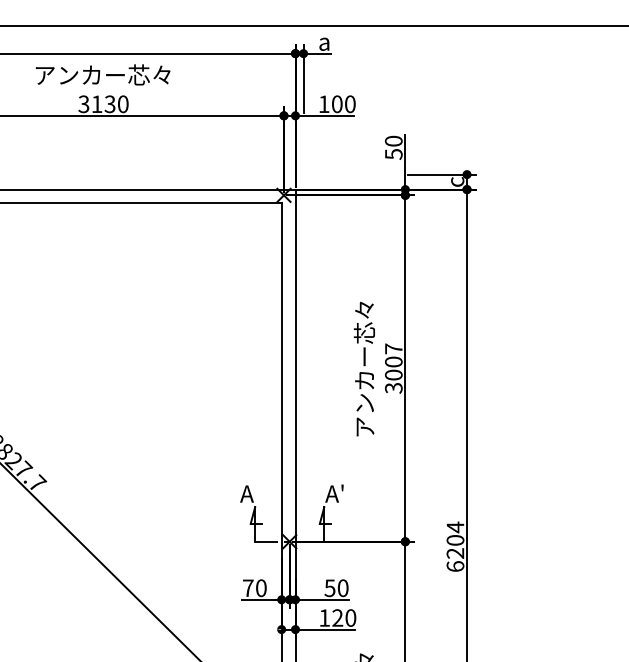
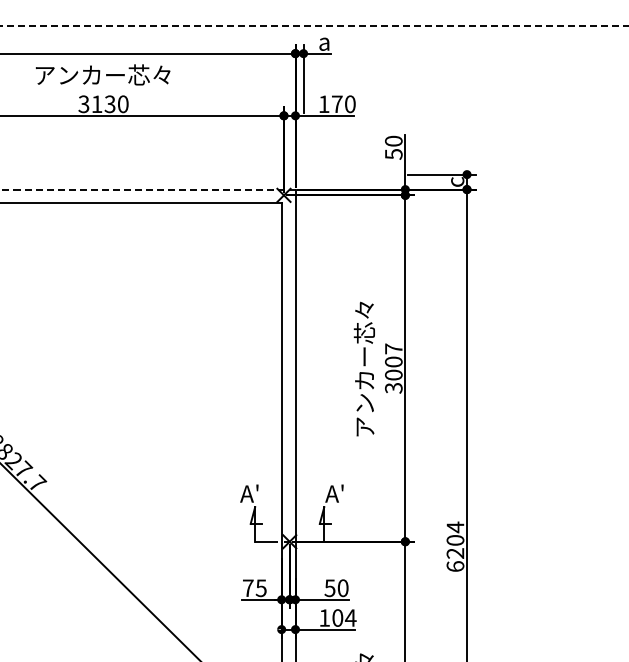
line: solid -> dashed (314, 26)
text: 100 -> 170 (337, 104)
line: solid -> dashed (147, 189)
text: A -> A' (257, 487)
text: 70 -> 75 (260, 587)
text: 120 -> 104 (344, 617)
